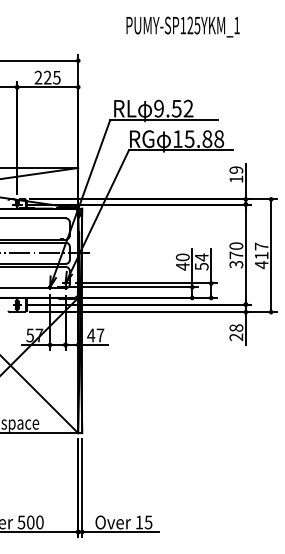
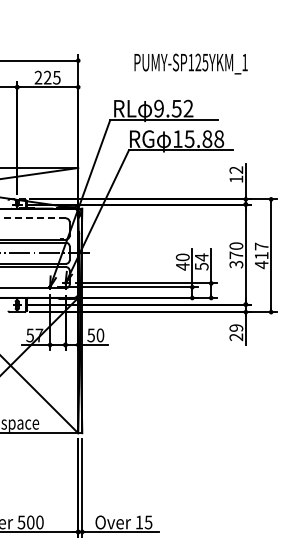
text position: (182, 26) -> (190, 63) (190, 63)
text: 19 -> 12 (236, 169)
line: solid -> dashed (32, 218)
text: 28 -> 29 (236, 327)
text: 47 -> 50 (95, 335)
